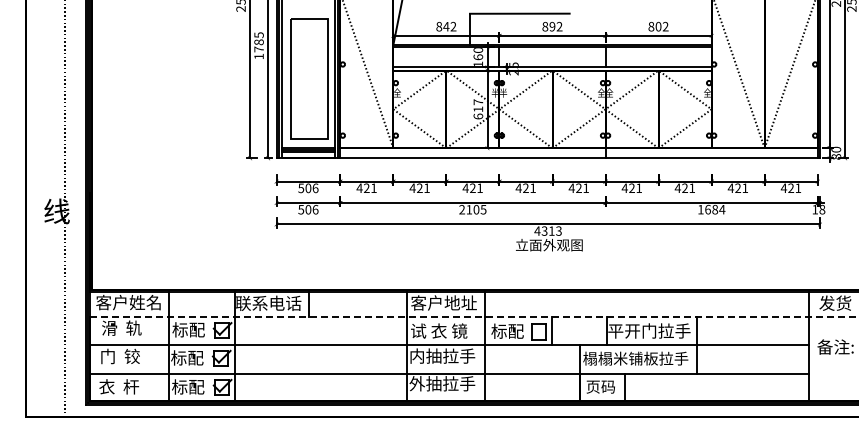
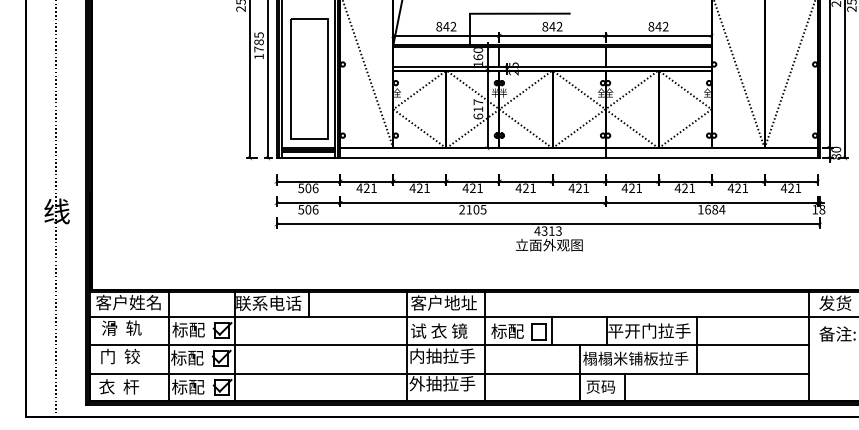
text: 892 -> 842 (552, 26)
text: 802 -> 842 (658, 26)
line position: (64, 209) -> (55, 209) (55, 209)
line: dashed -> solid (474, 317)
text position: (835, 346) -> (837, 333) (837, 333)
